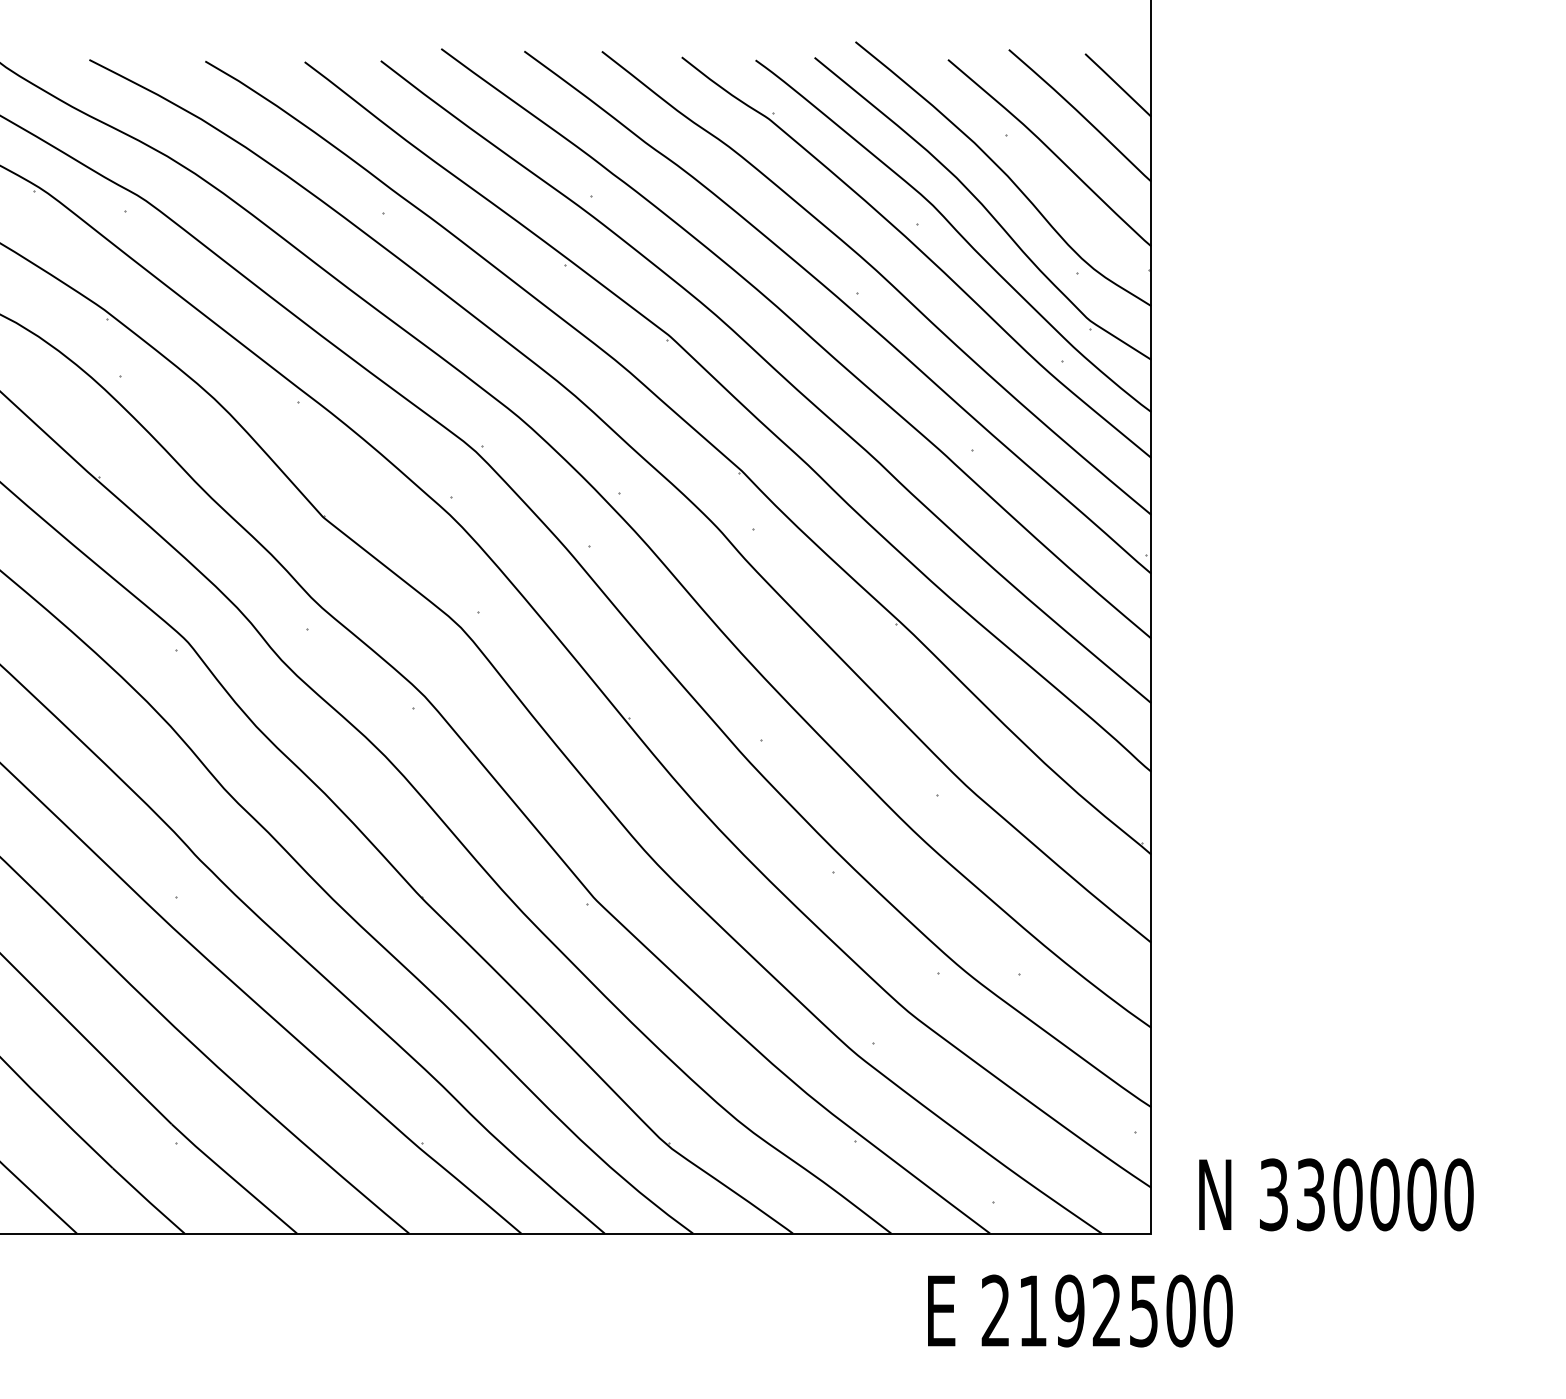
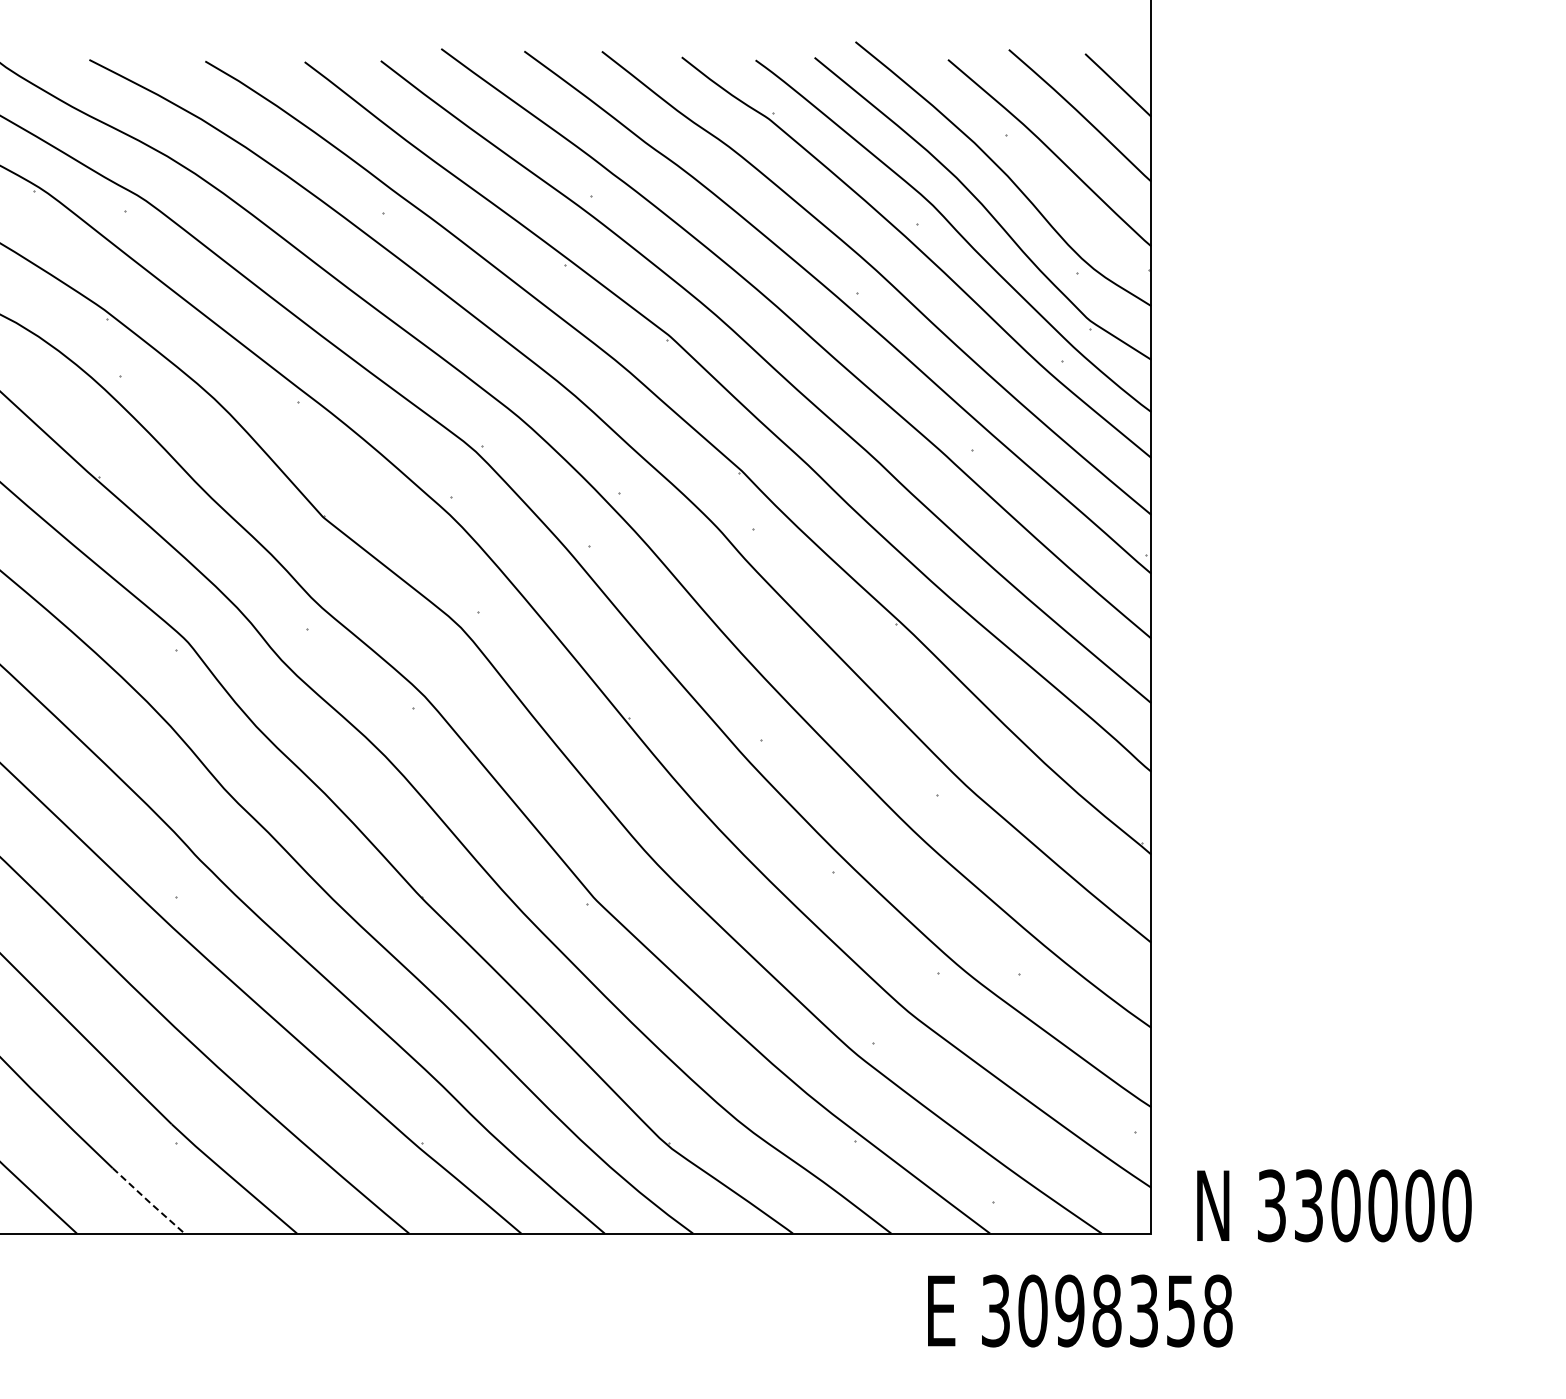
text position: (1336, 1194) -> (1334, 1205) (1334, 1205)
line: solid -> dashed (149, 1202)
text: 2192500 -> 3098358 (1106, 1310)
